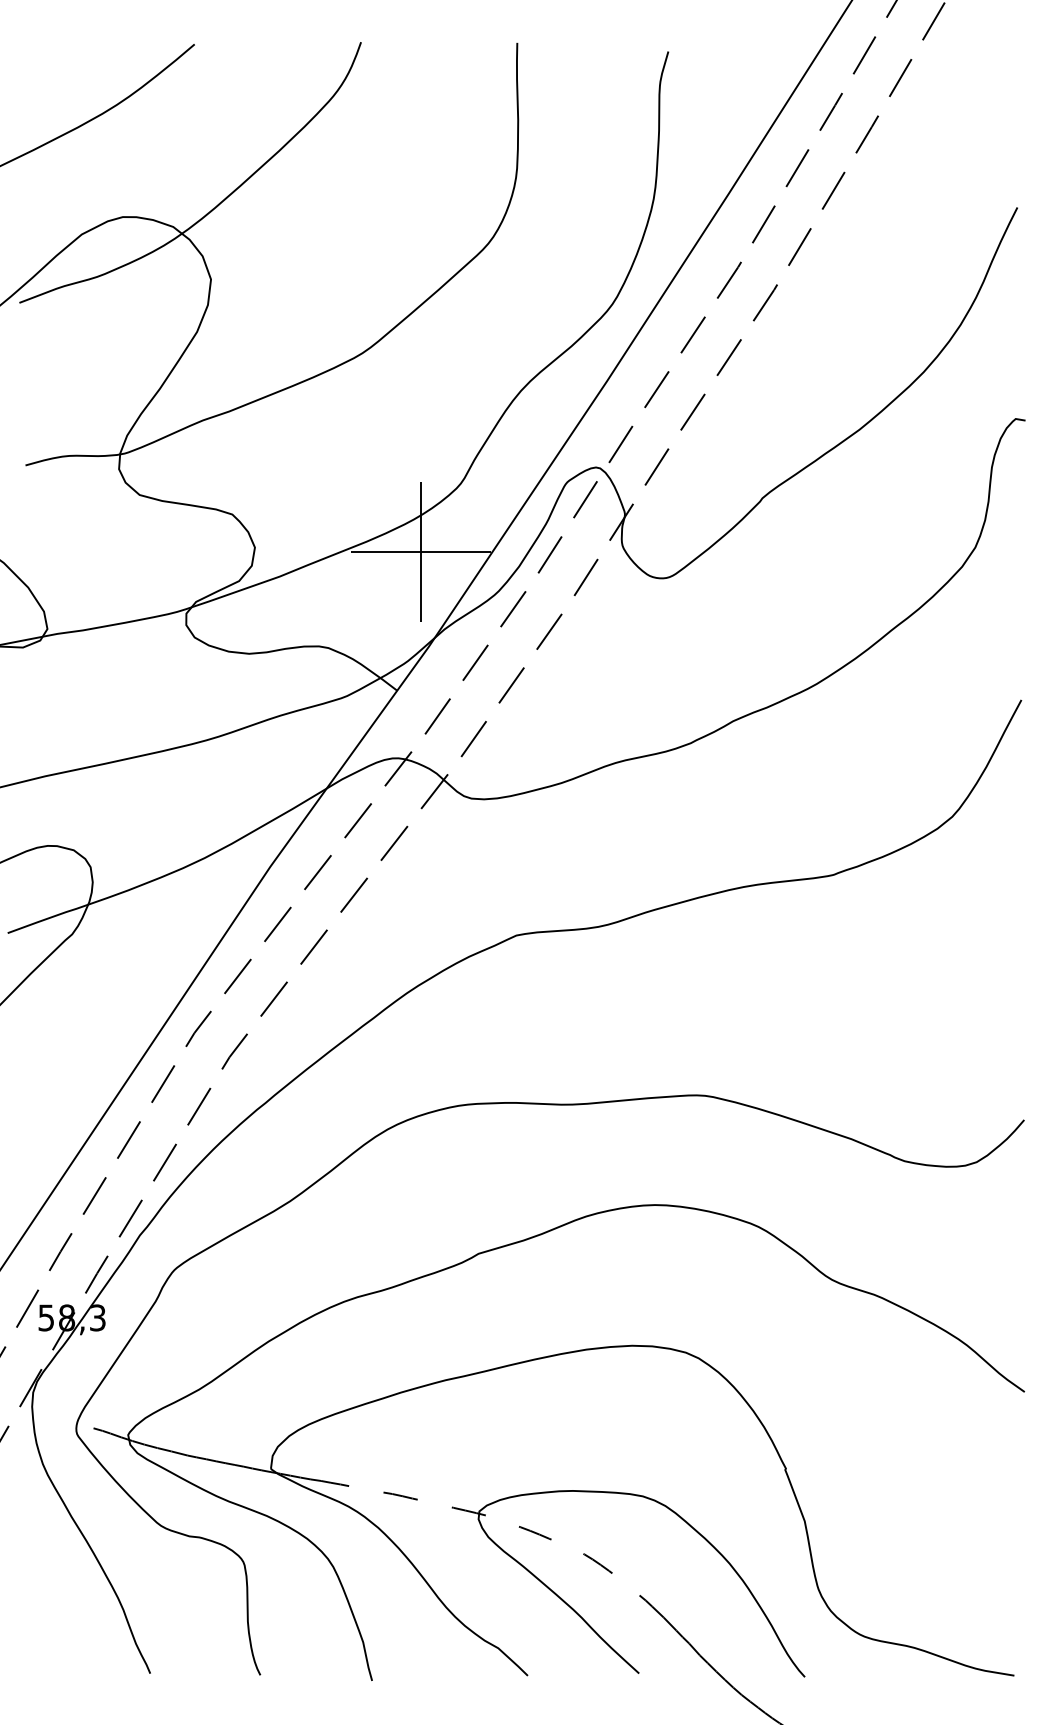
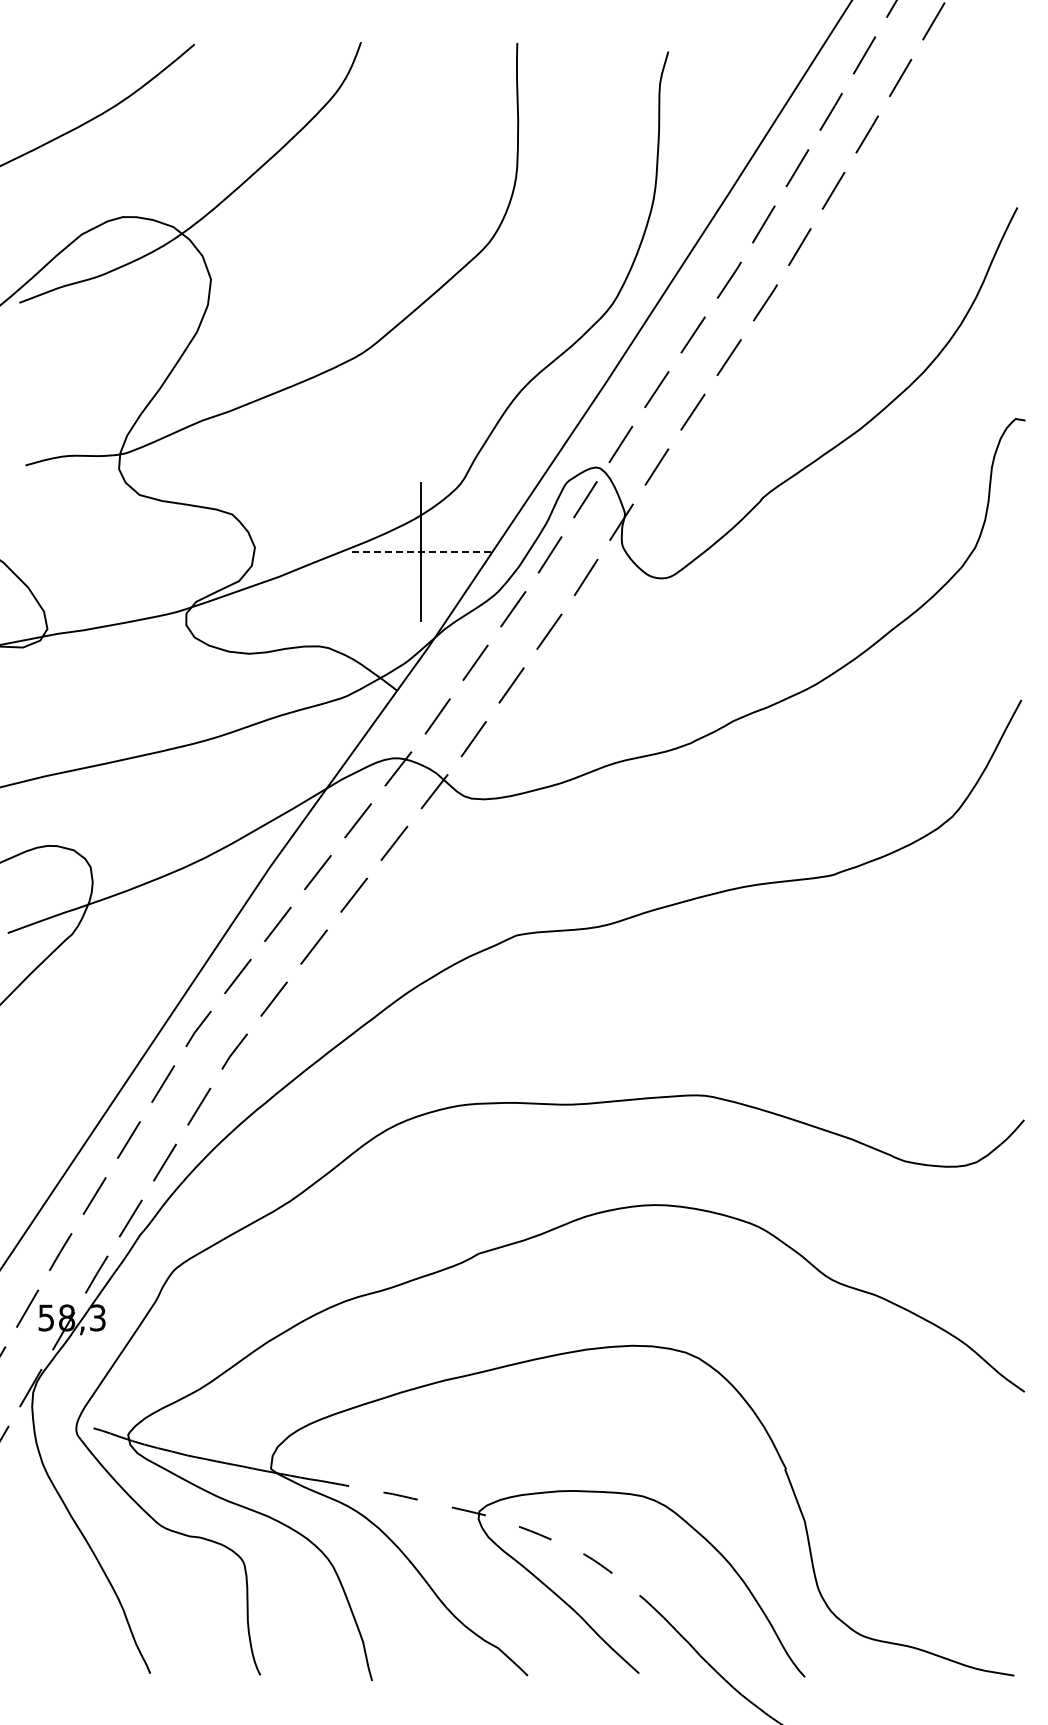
line: solid -> dashed (421, 552)
